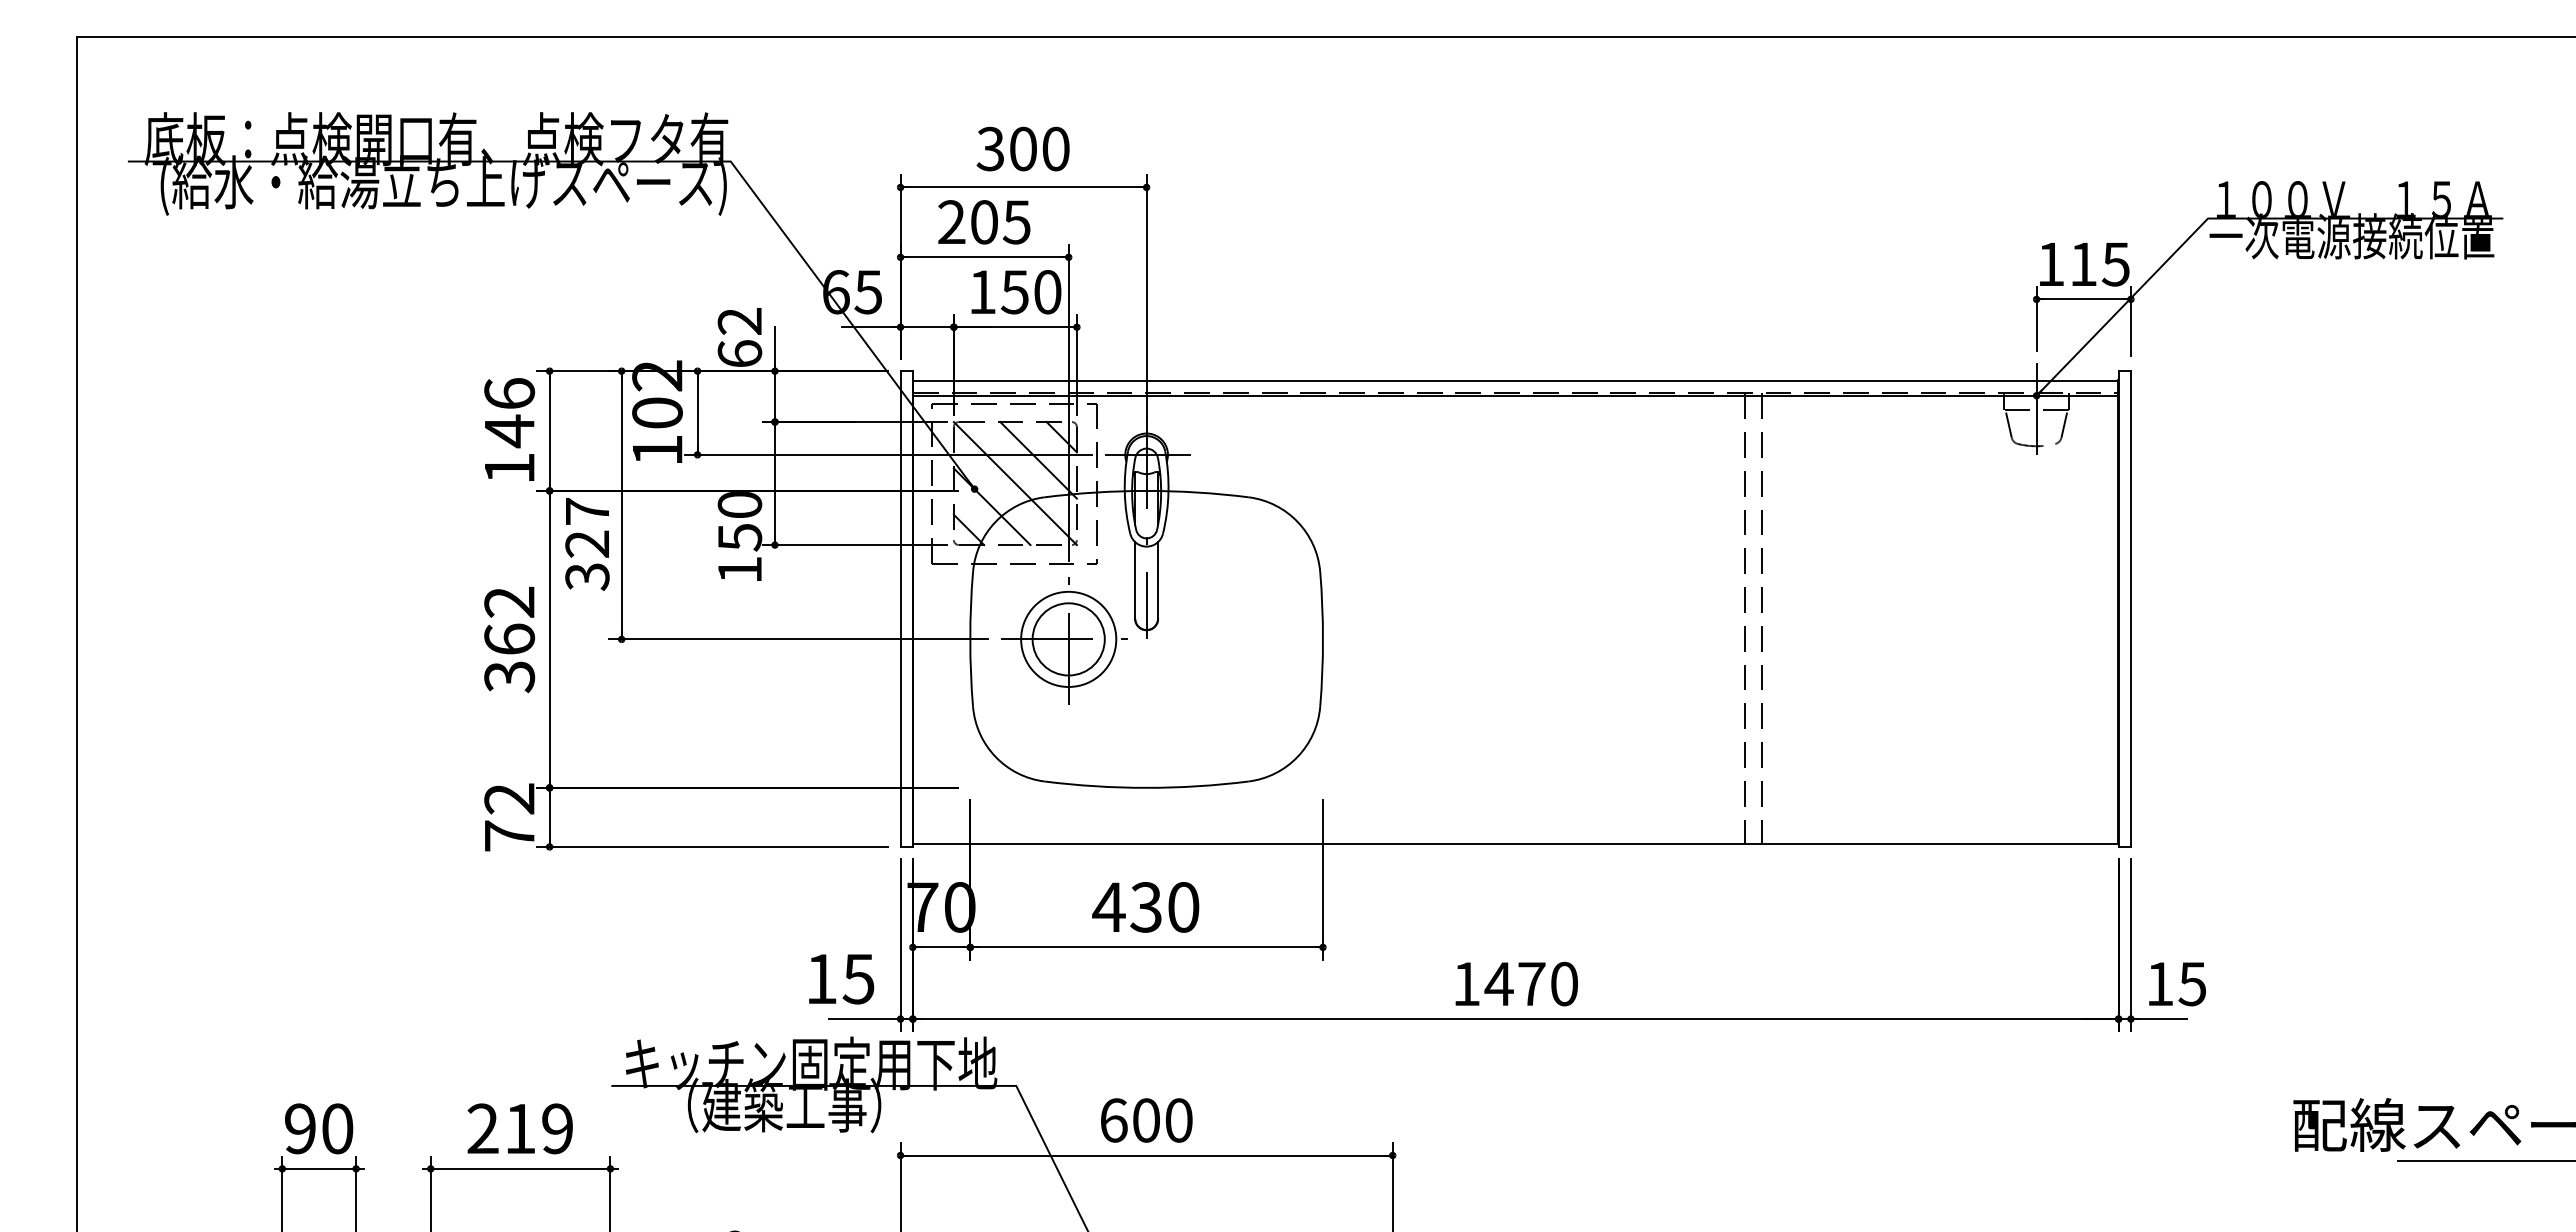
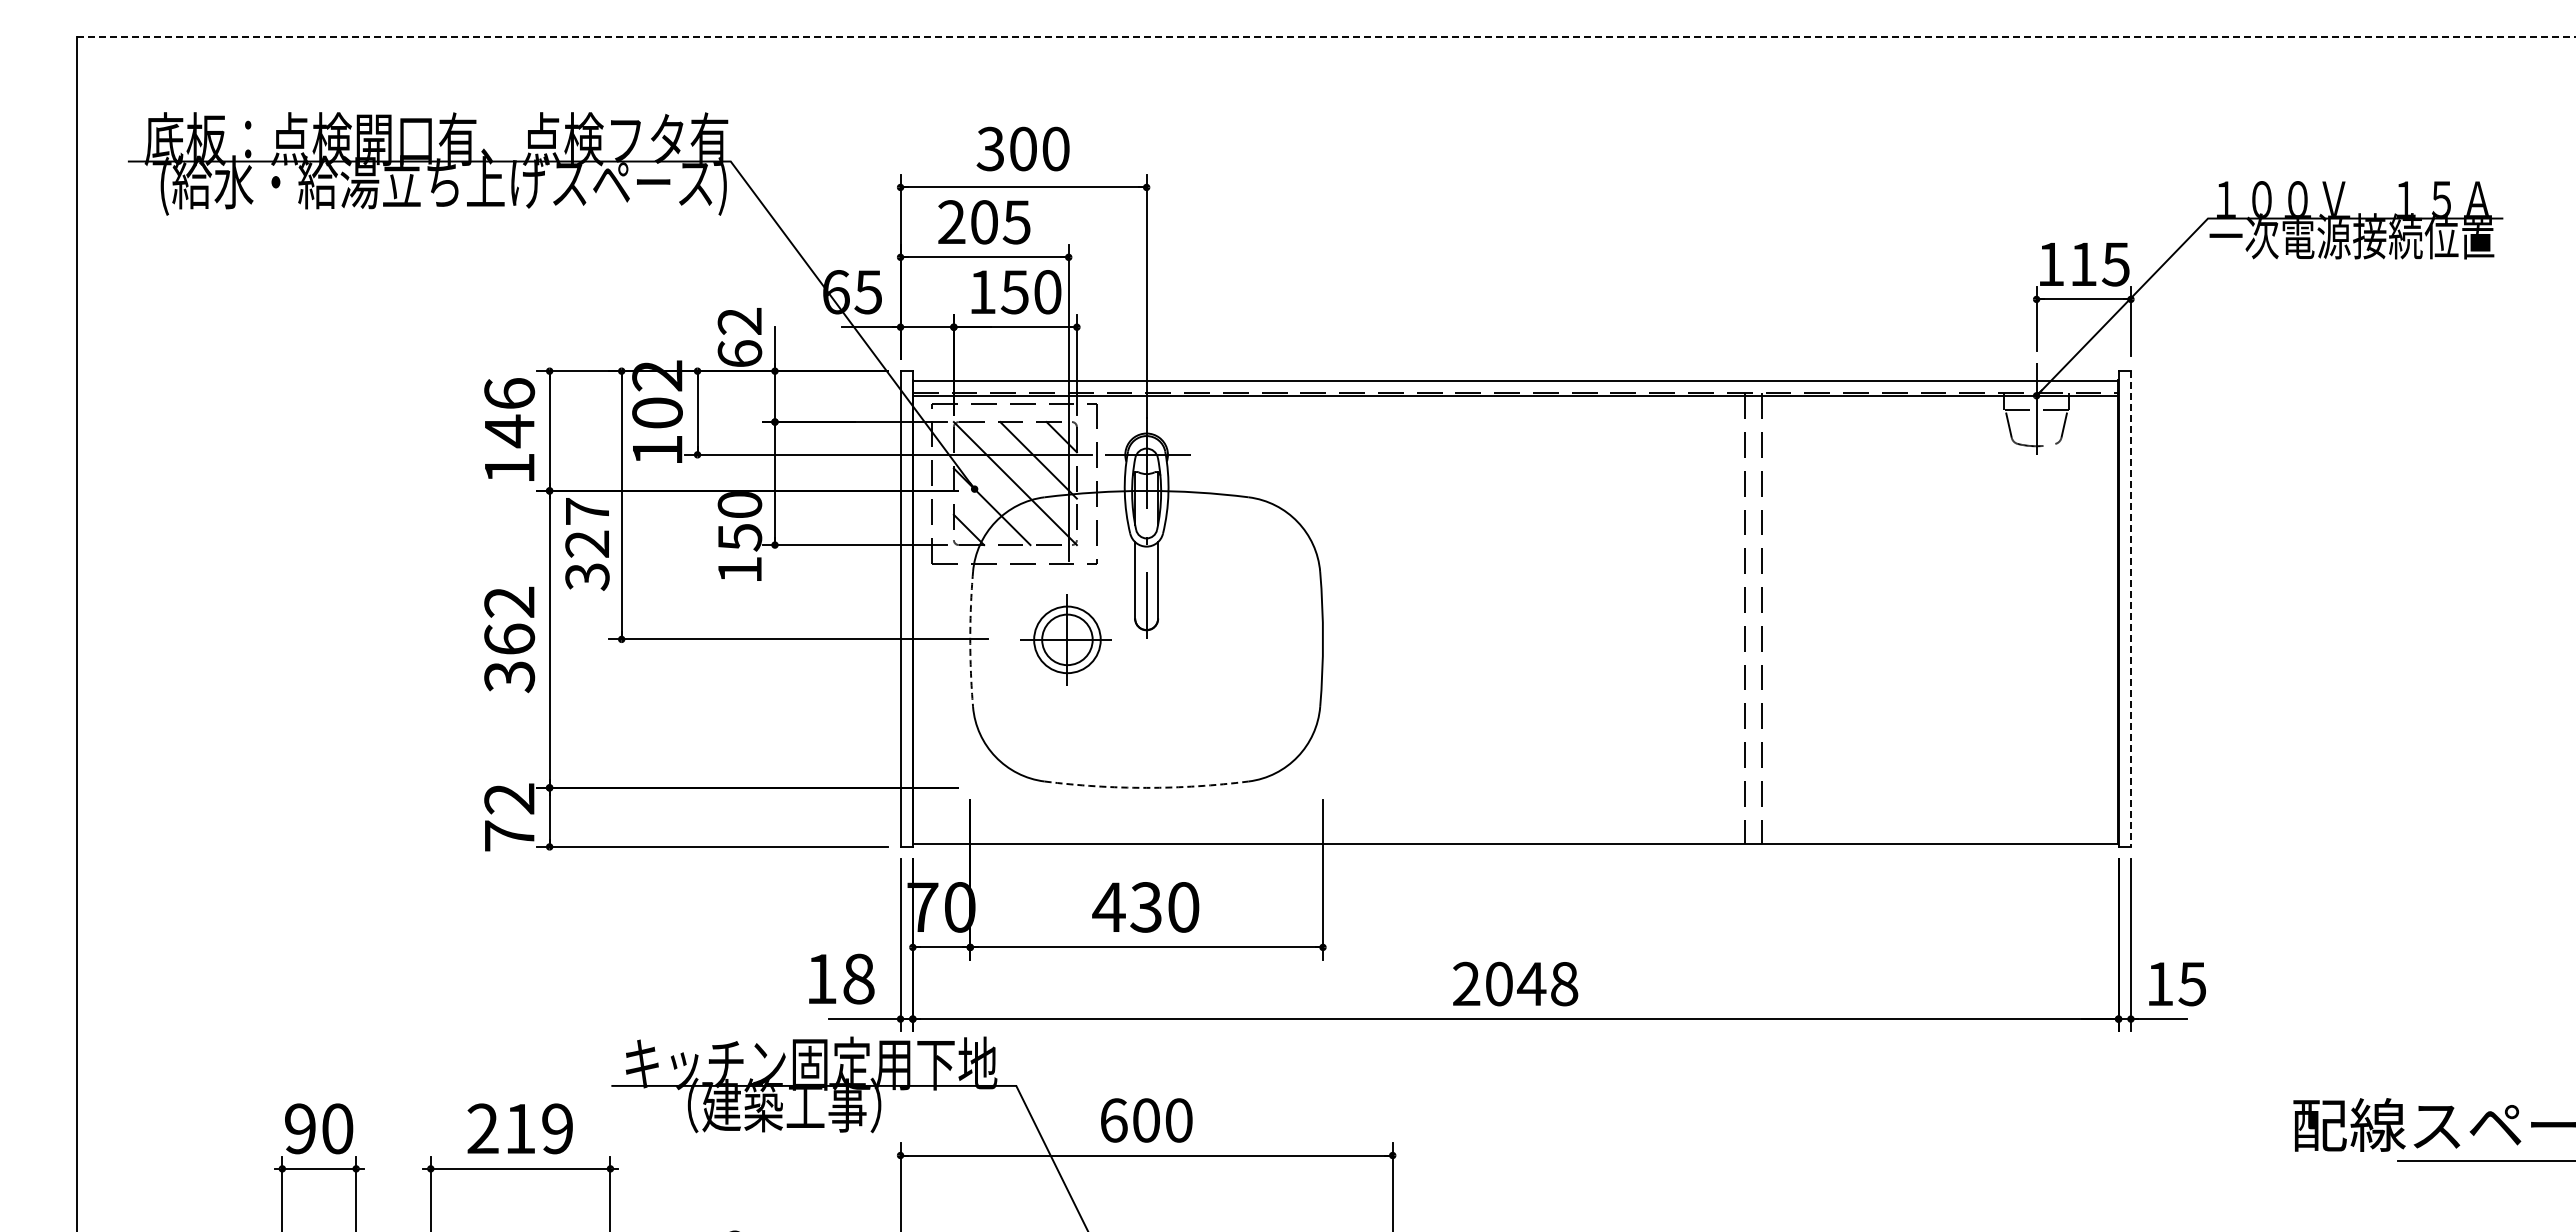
line: solid -> dashed (1326, 36)
line: solid -> dashed (2130, 609)
arc: solid -> dashed (970, 639)
part size: 127x128 px -> 92x92 px (1065, 639)
arc: solid -> dashed (1146, 787)
text: 15 -> 18 (858, 978)
text: 1470 -> 2048 (1515, 983)
